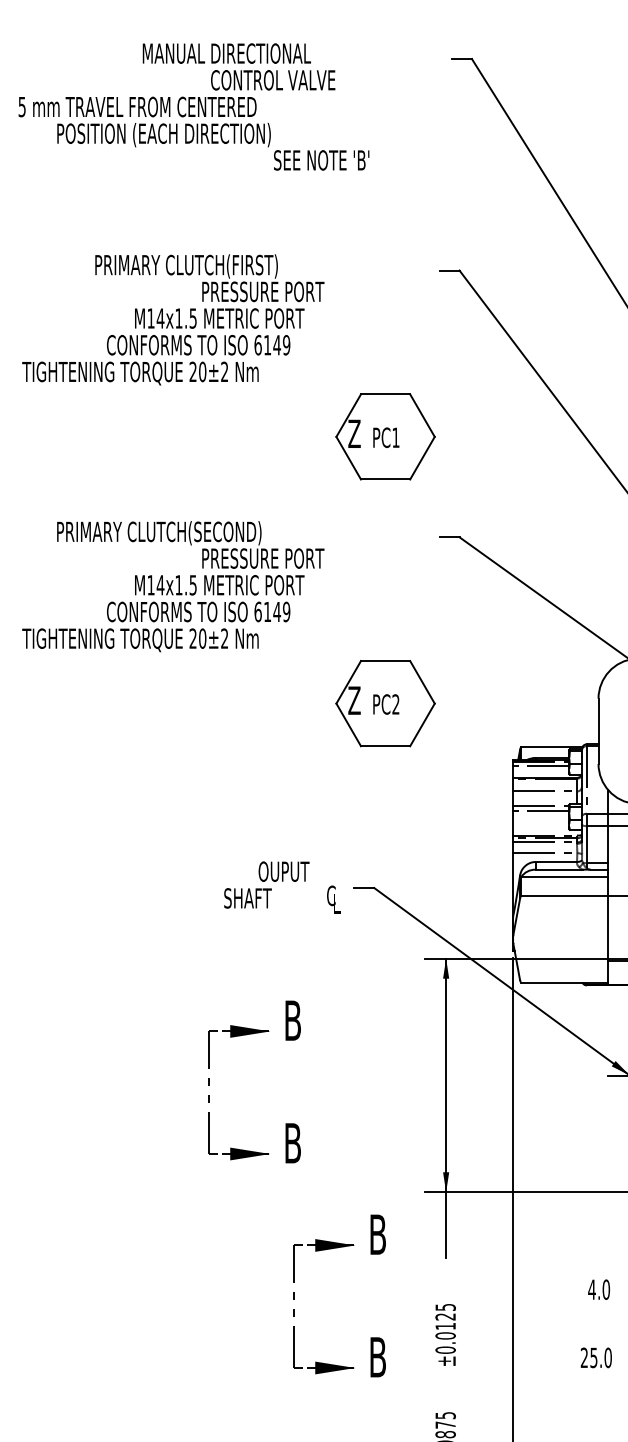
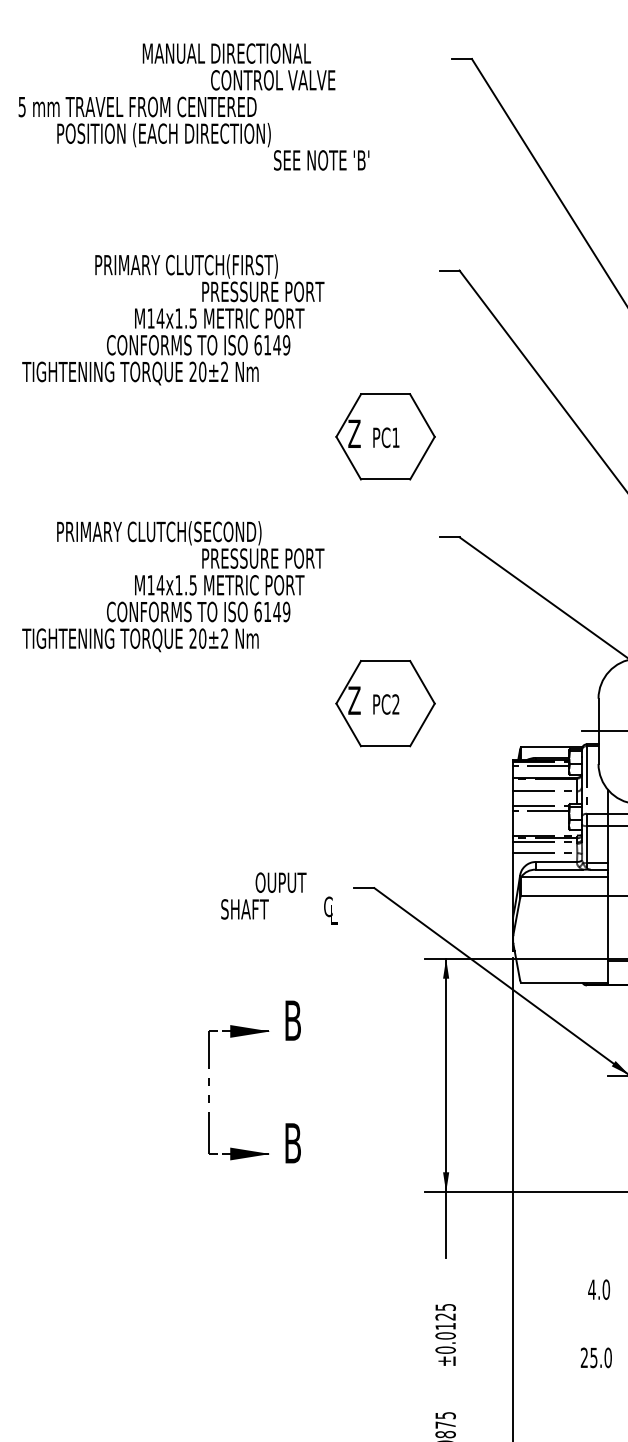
line: none -> present (602, 731)
text position: (282, 887) -> (279, 898) (279, 898)
part: present -> none (294, 1295)
